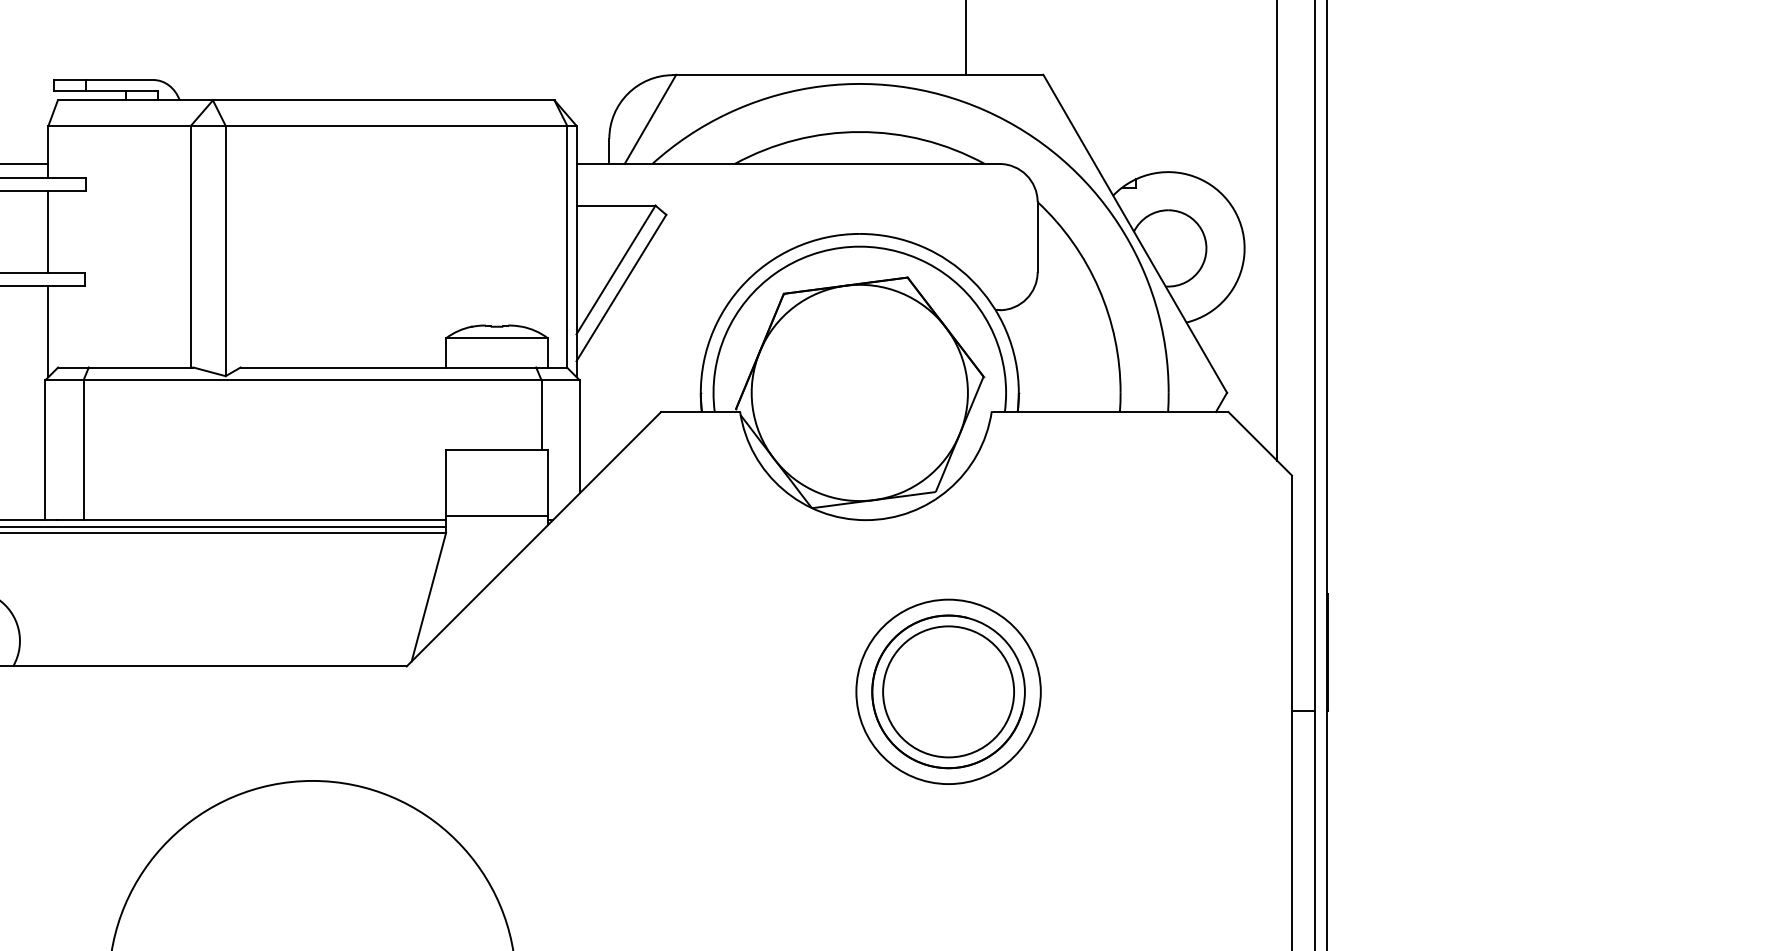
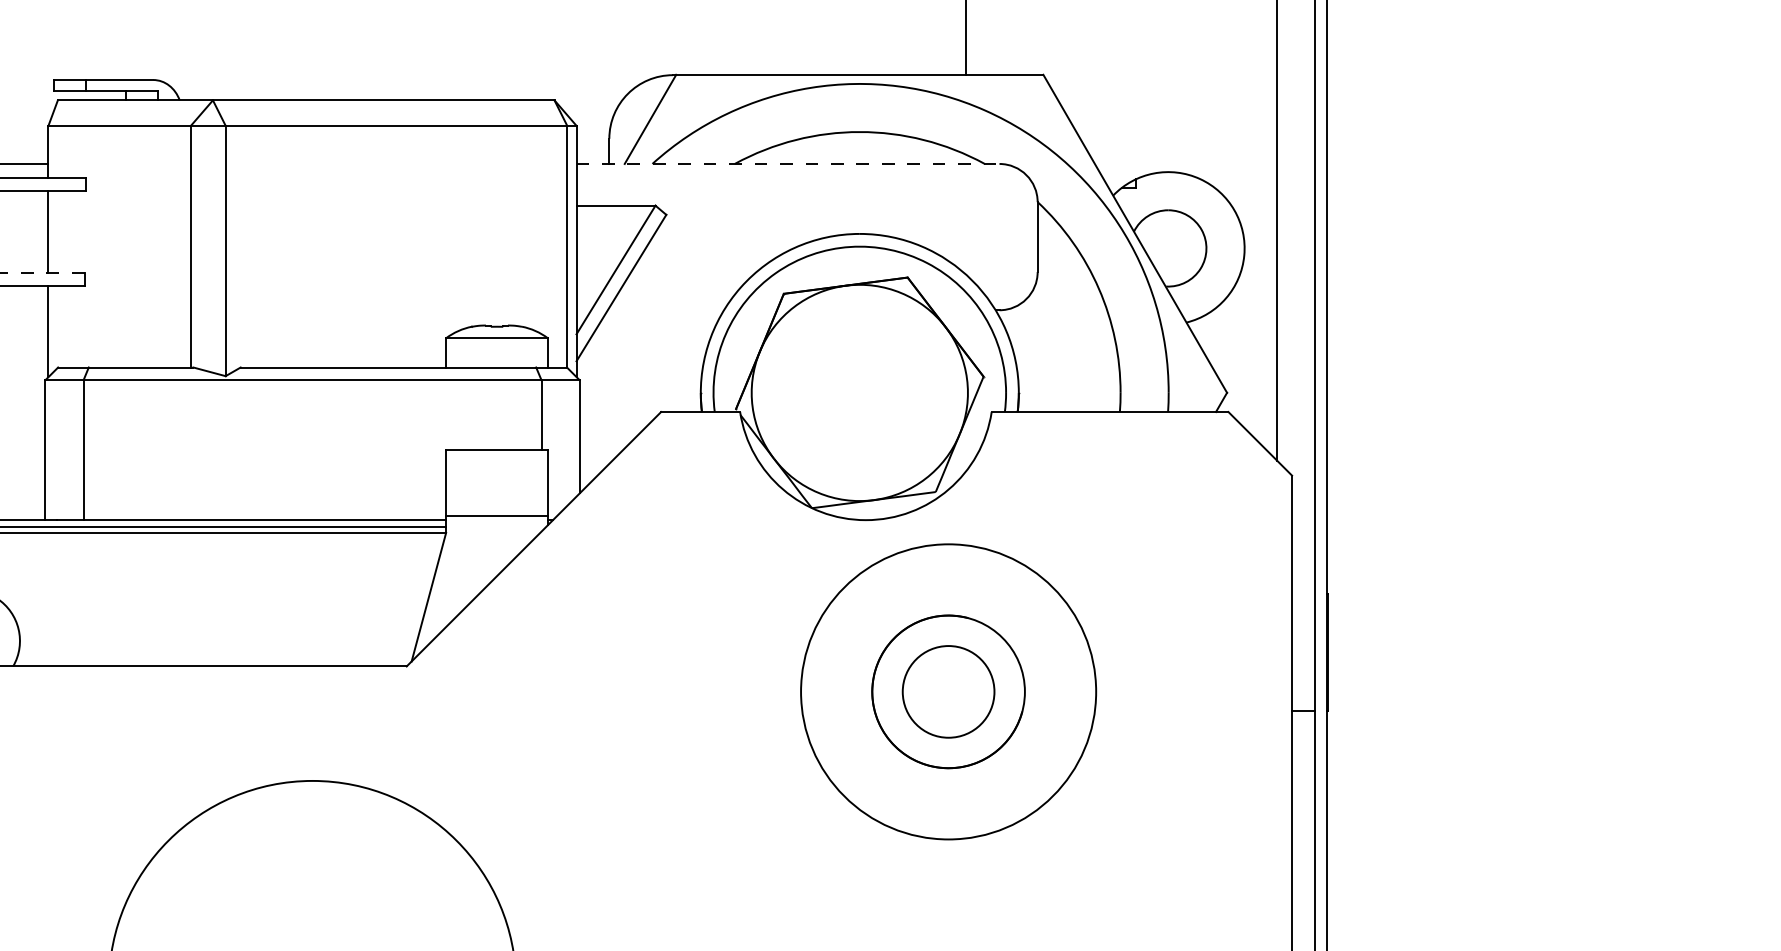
line: solid -> dashed (788, 163)
line: solid -> dashed (41, 273)
circle diameter: 131 px -> 92 px (948, 691)
circle diameter: 184 px -> 295 px (948, 691)
